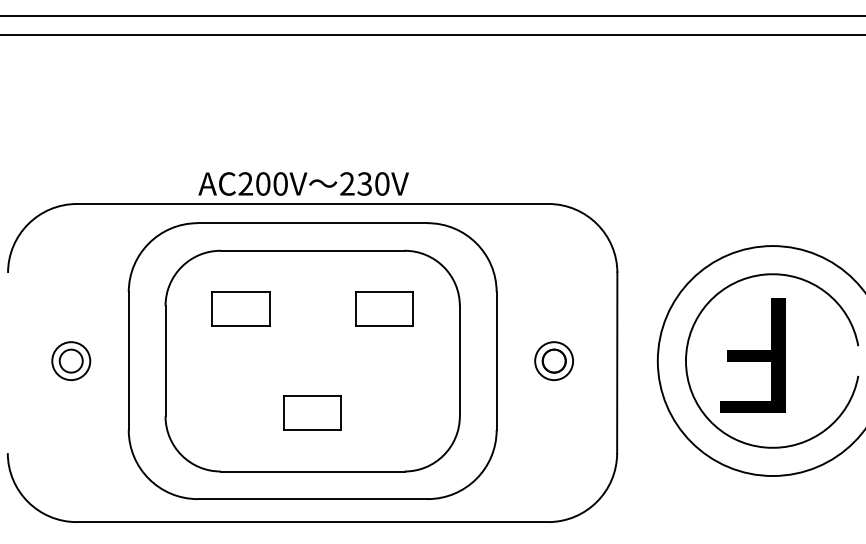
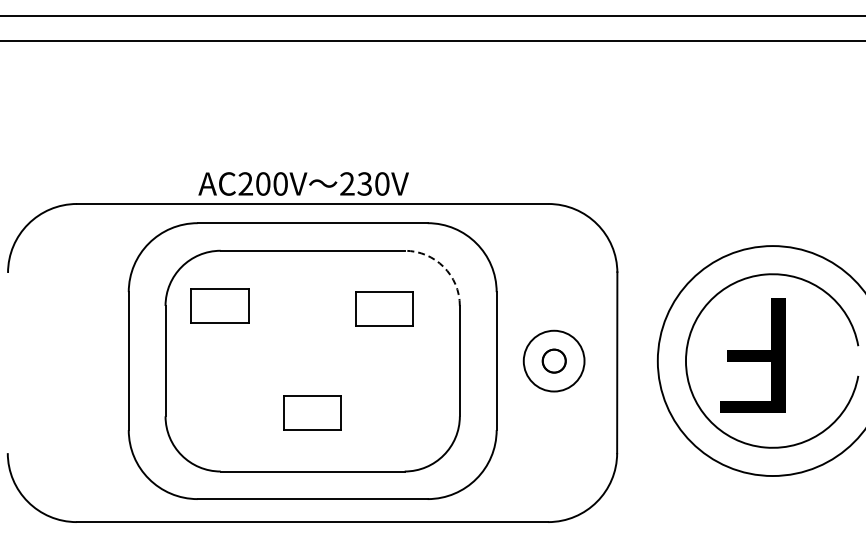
line position: (432, 34) -> (432, 40) (432, 40)
arc: solid -> dashed (443, 266)
part position: (240, 308) -> (219, 305) (219, 305)
part: present -> none (71, 360)
circle diameter: 38 px -> 61 px (553, 360)
